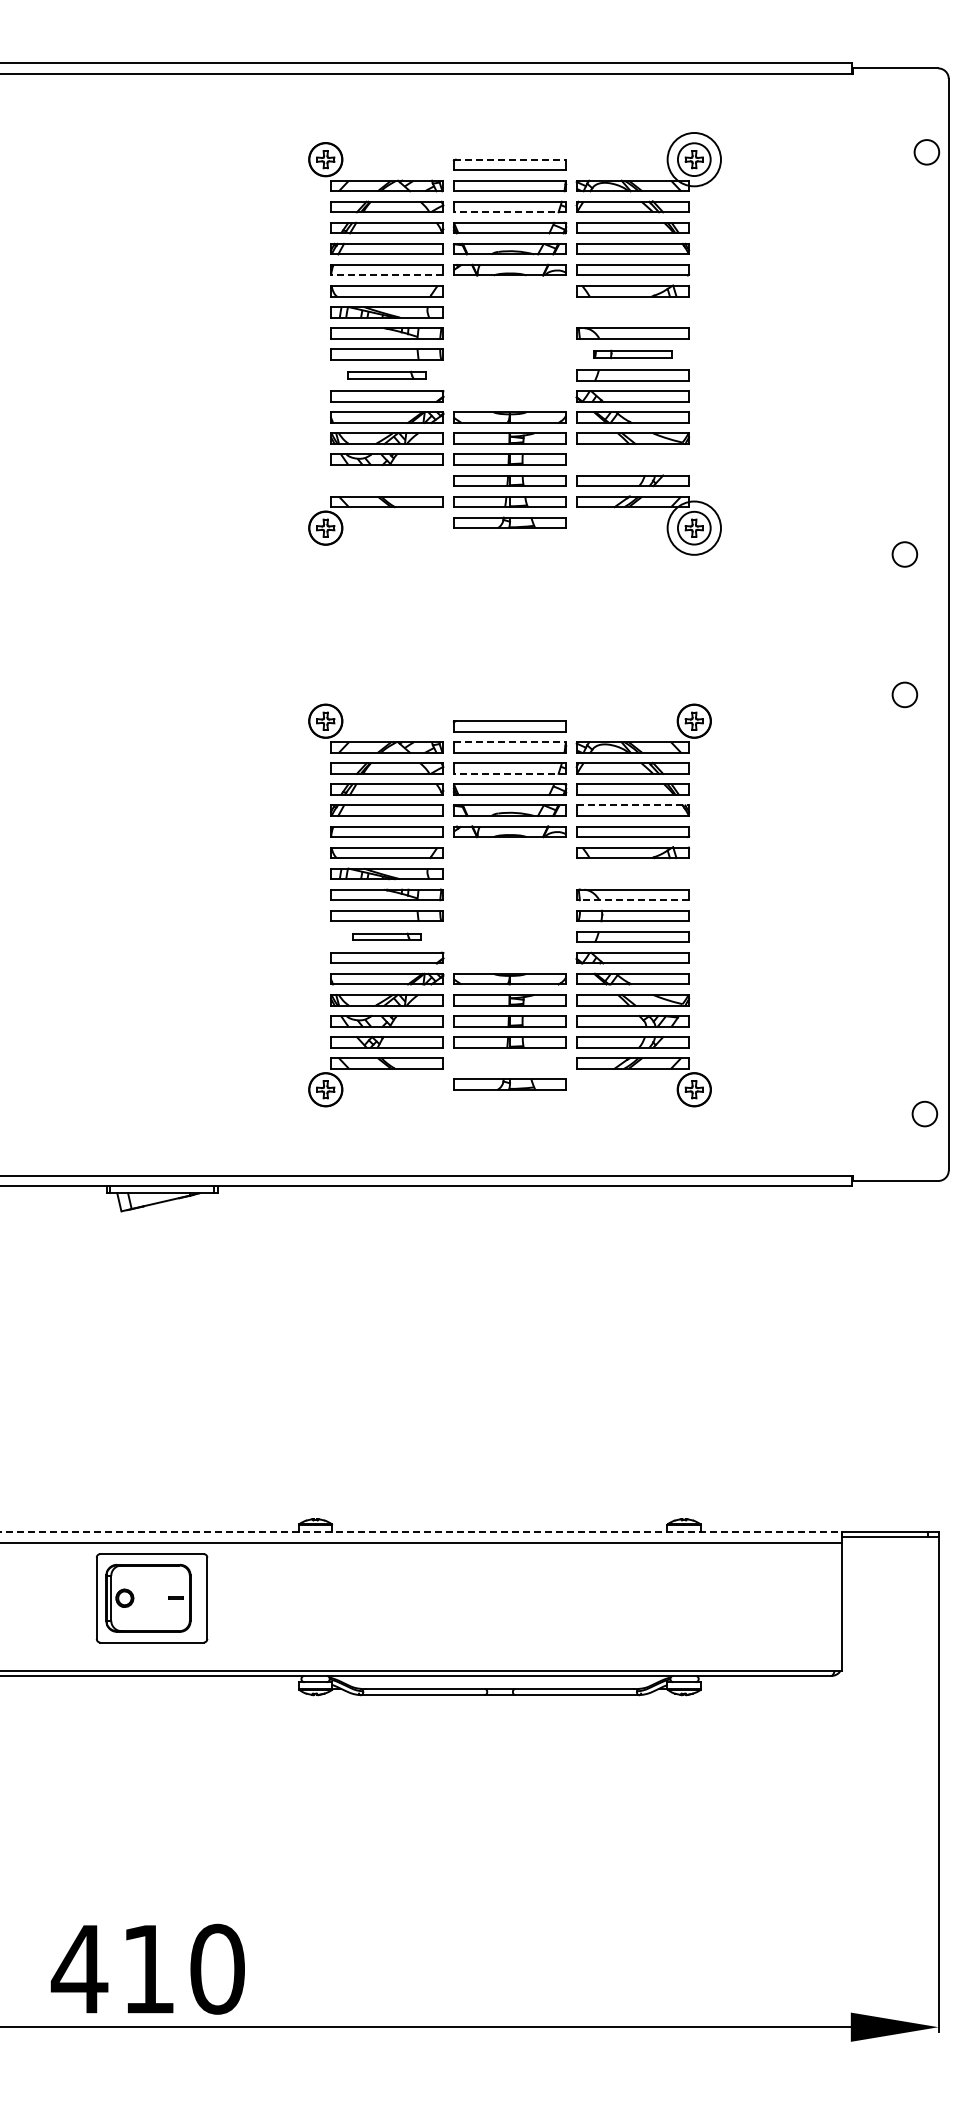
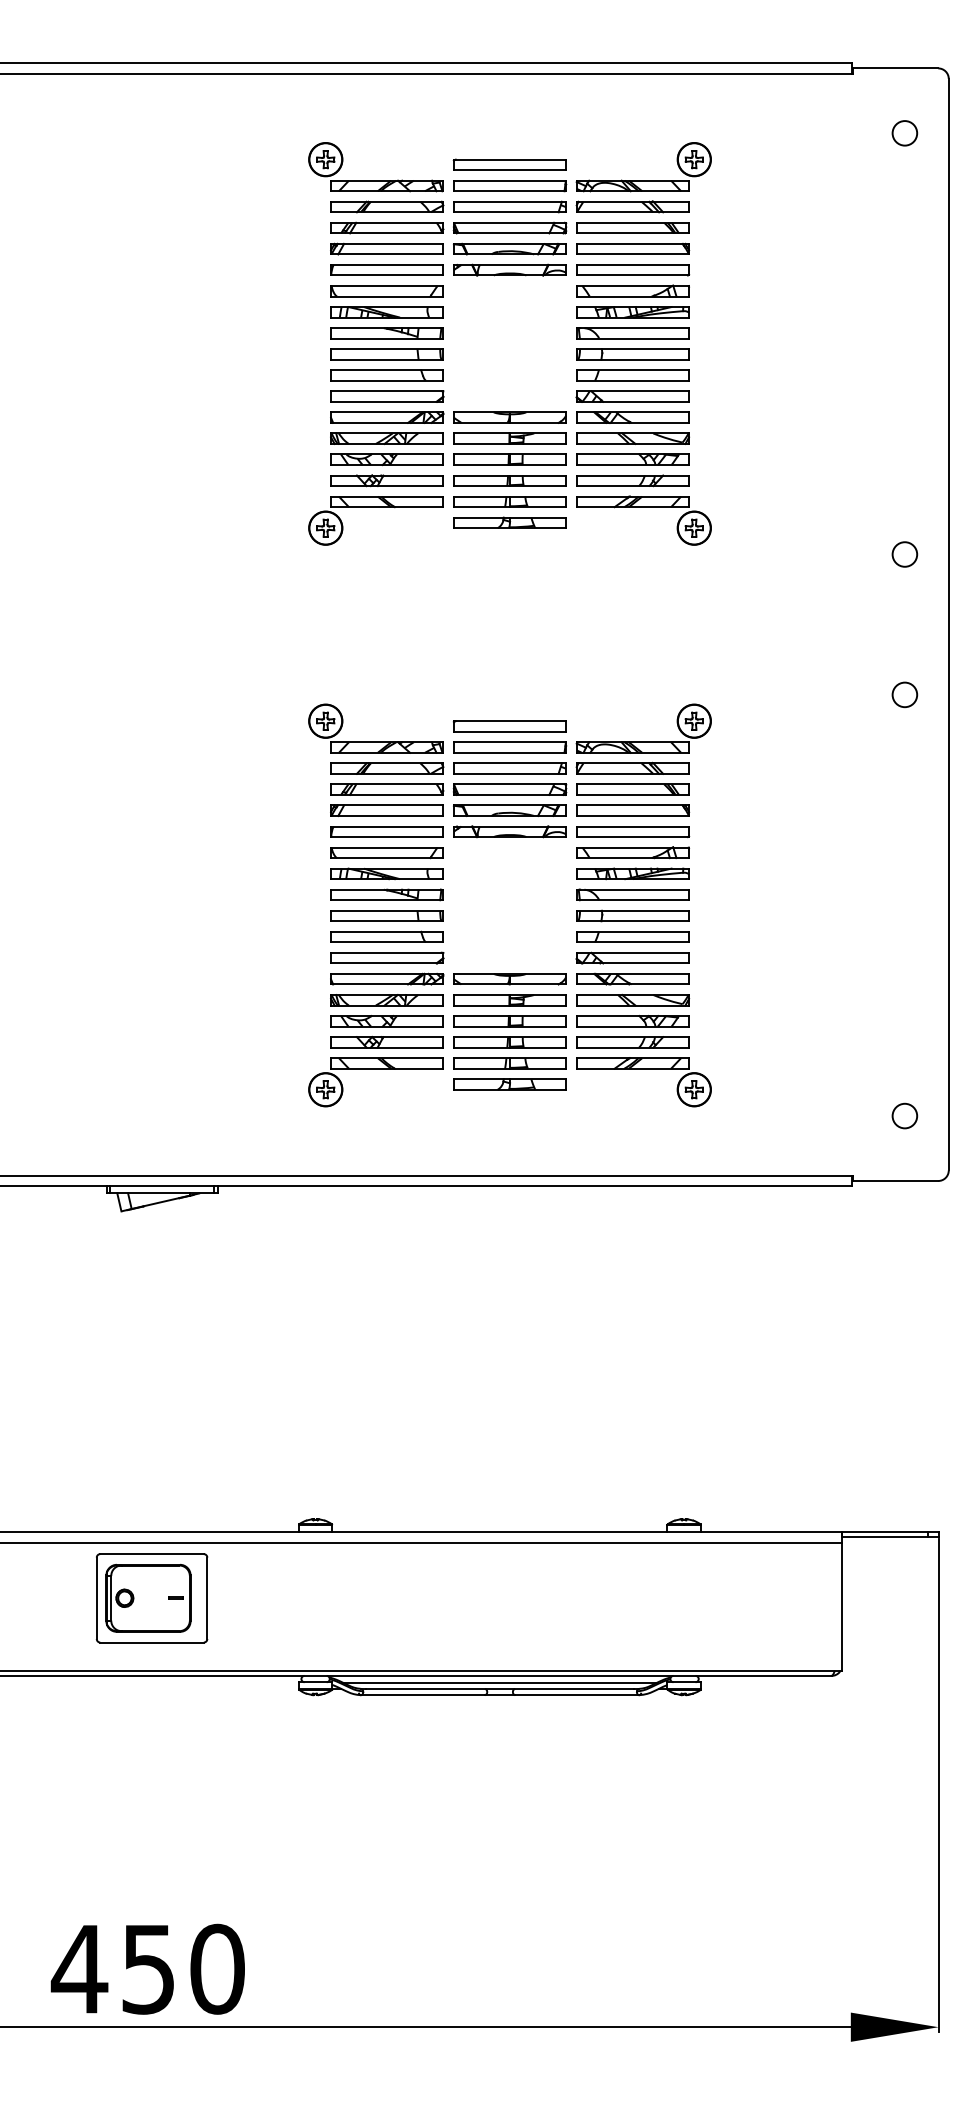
circle position: (926, 152) -> (904, 133) (904, 133)
line: dashed -> solid (510, 159)
circle diameter: 53 px -> 33 px (693, 159)
line: dashed -> solid (509, 212)
line: dashed -> solid (386, 275)
part: none -> present (632, 312)
part size: 80x11 px -> 114x13 px (632, 354)
part size: 80x10 px -> 114x13 px (386, 375)
part: none -> present (632, 459)
part: none -> present (386, 480)
circle diameter: 53 px -> 33 px (693, 527)
line: dashed -> solid (510, 742)
line: dashed -> solid (509, 773)
line: dashed -> solid (633, 805)
part: none -> present (632, 873)
line: dashed -> solid (632, 900)
part size: 70x9 px -> 114x13 px (386, 936)
part: none -> present (509, 1063)
circle position: (924, 1113) -> (904, 1115) (904, 1115)
line: dashed -> solid (421, 1532)
line: none -> present (499, 1682)
text: 410 -> 450 (147, 1969)
